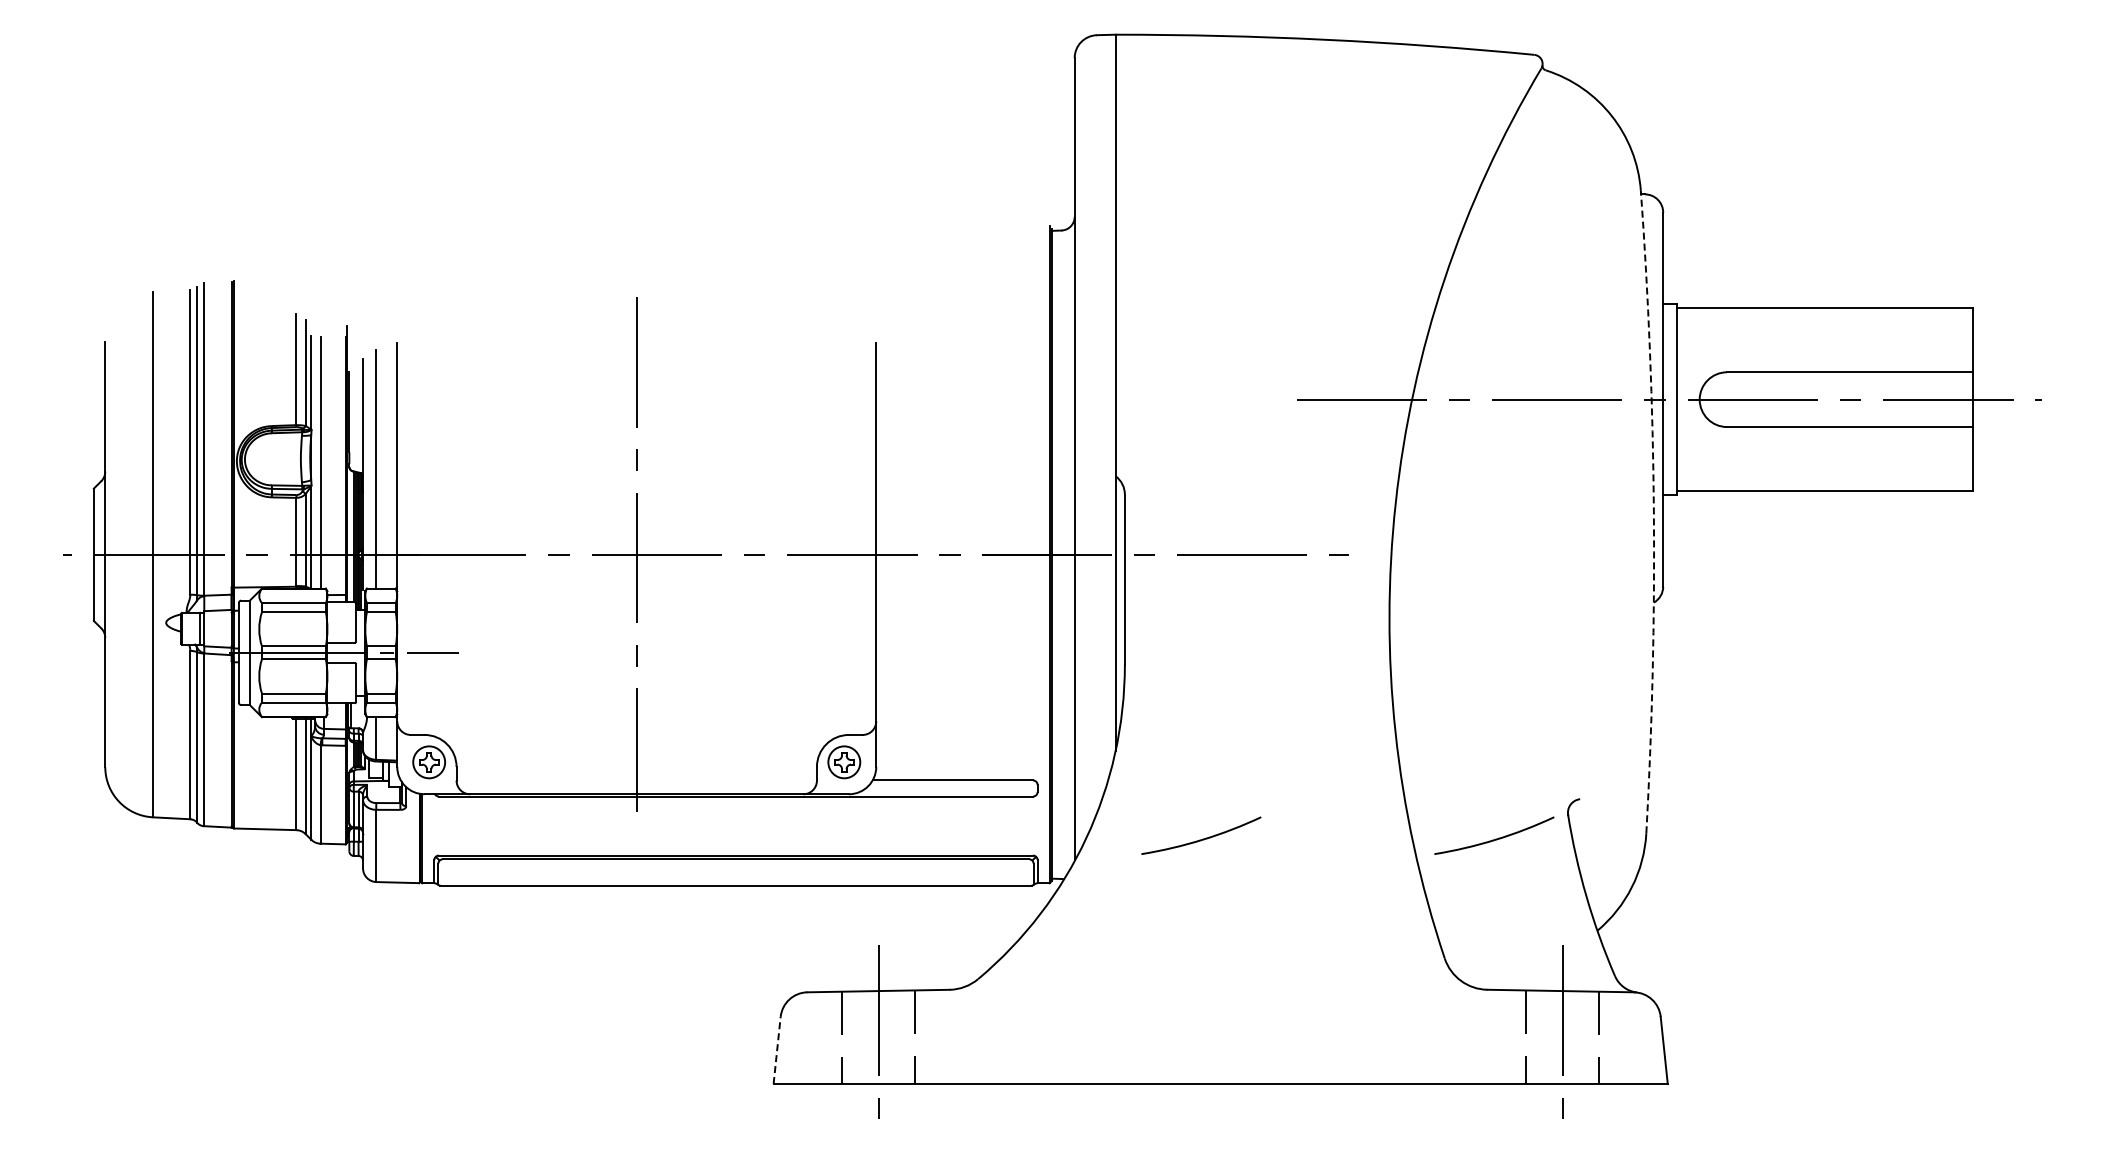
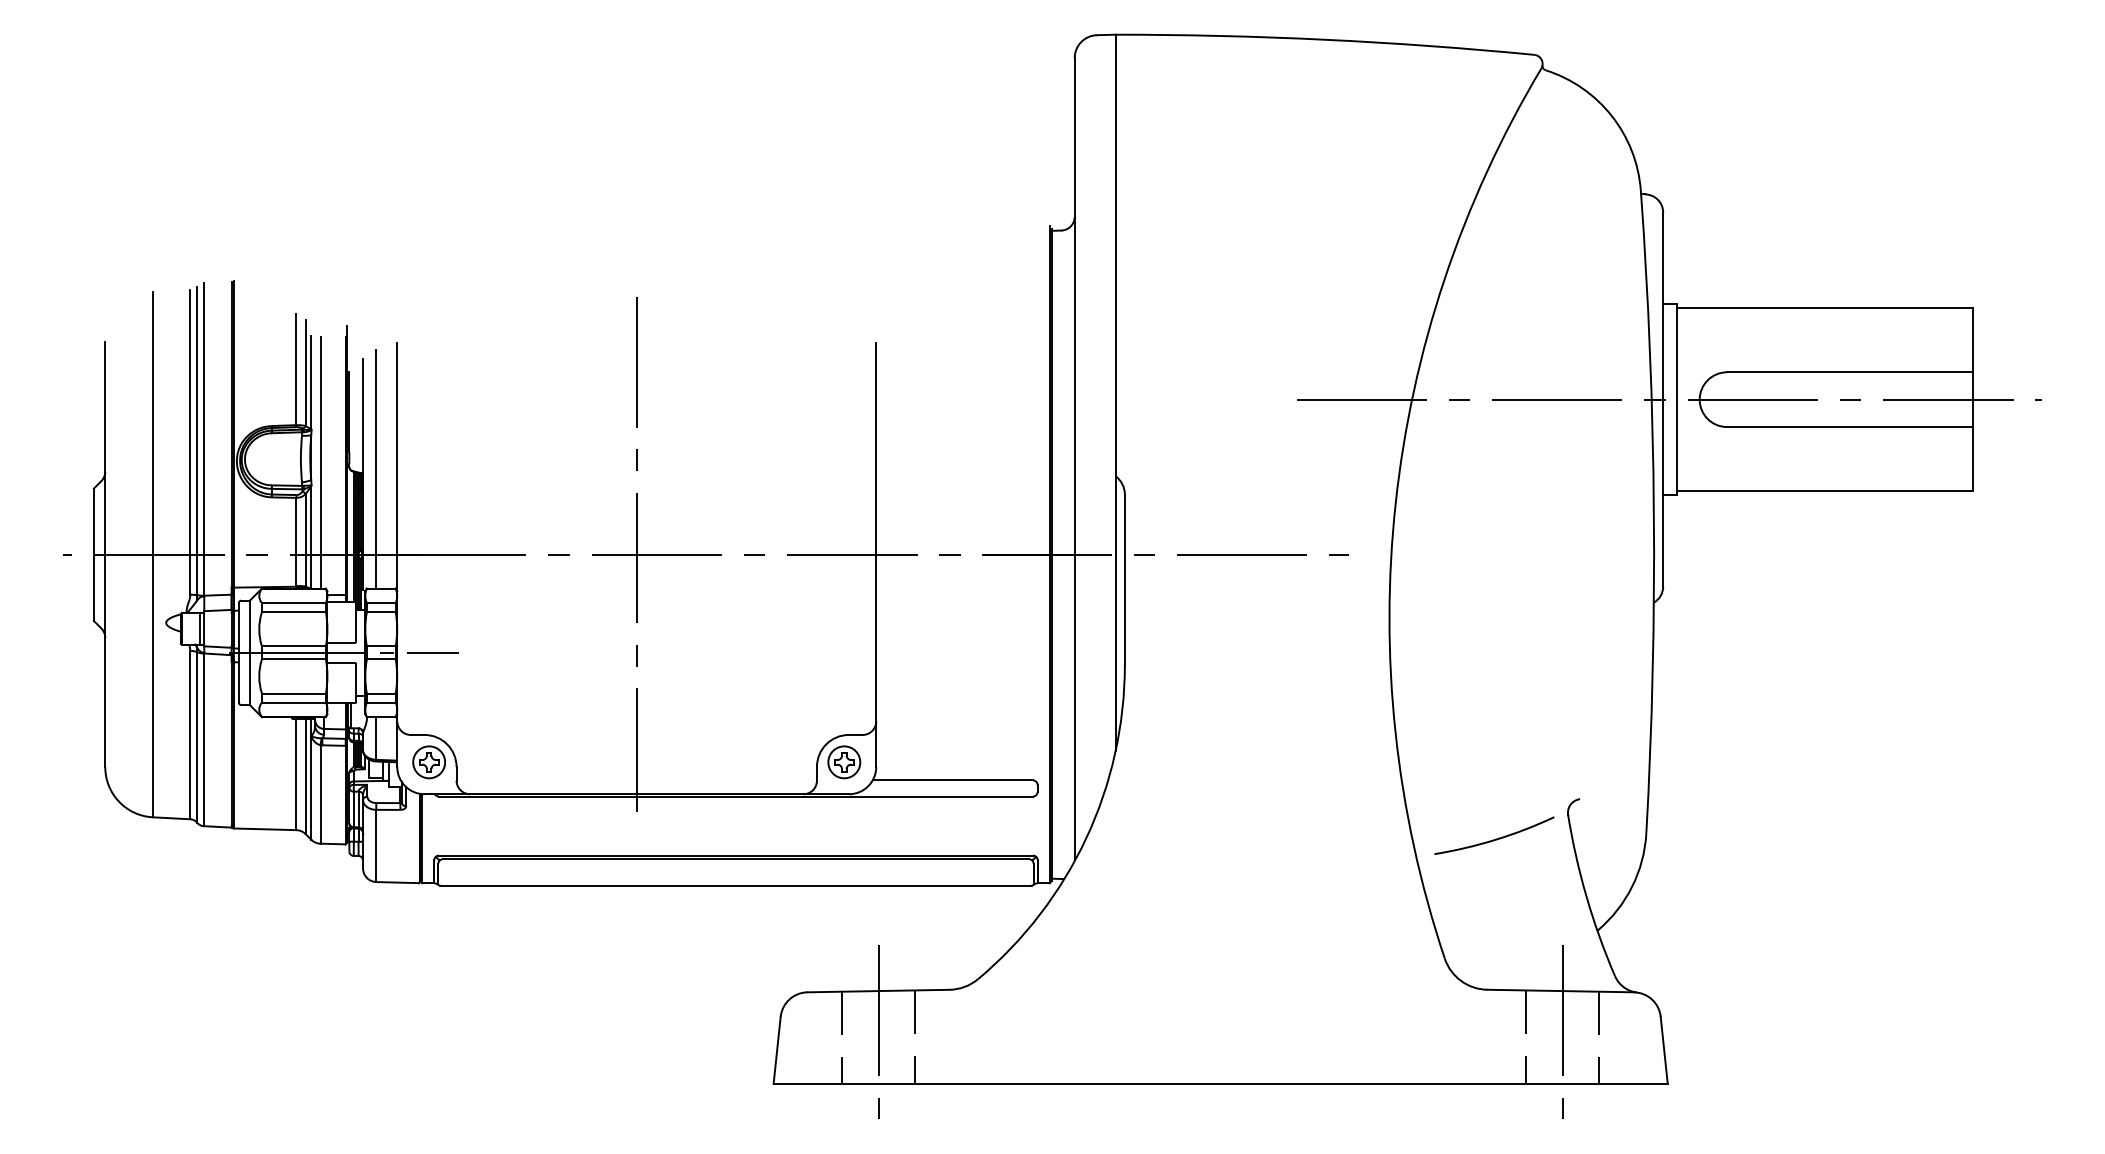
arc: dashed -> solid (1653, 511)
arc: present -> none (1202, 838)
line: dashed -> solid (777, 1050)
